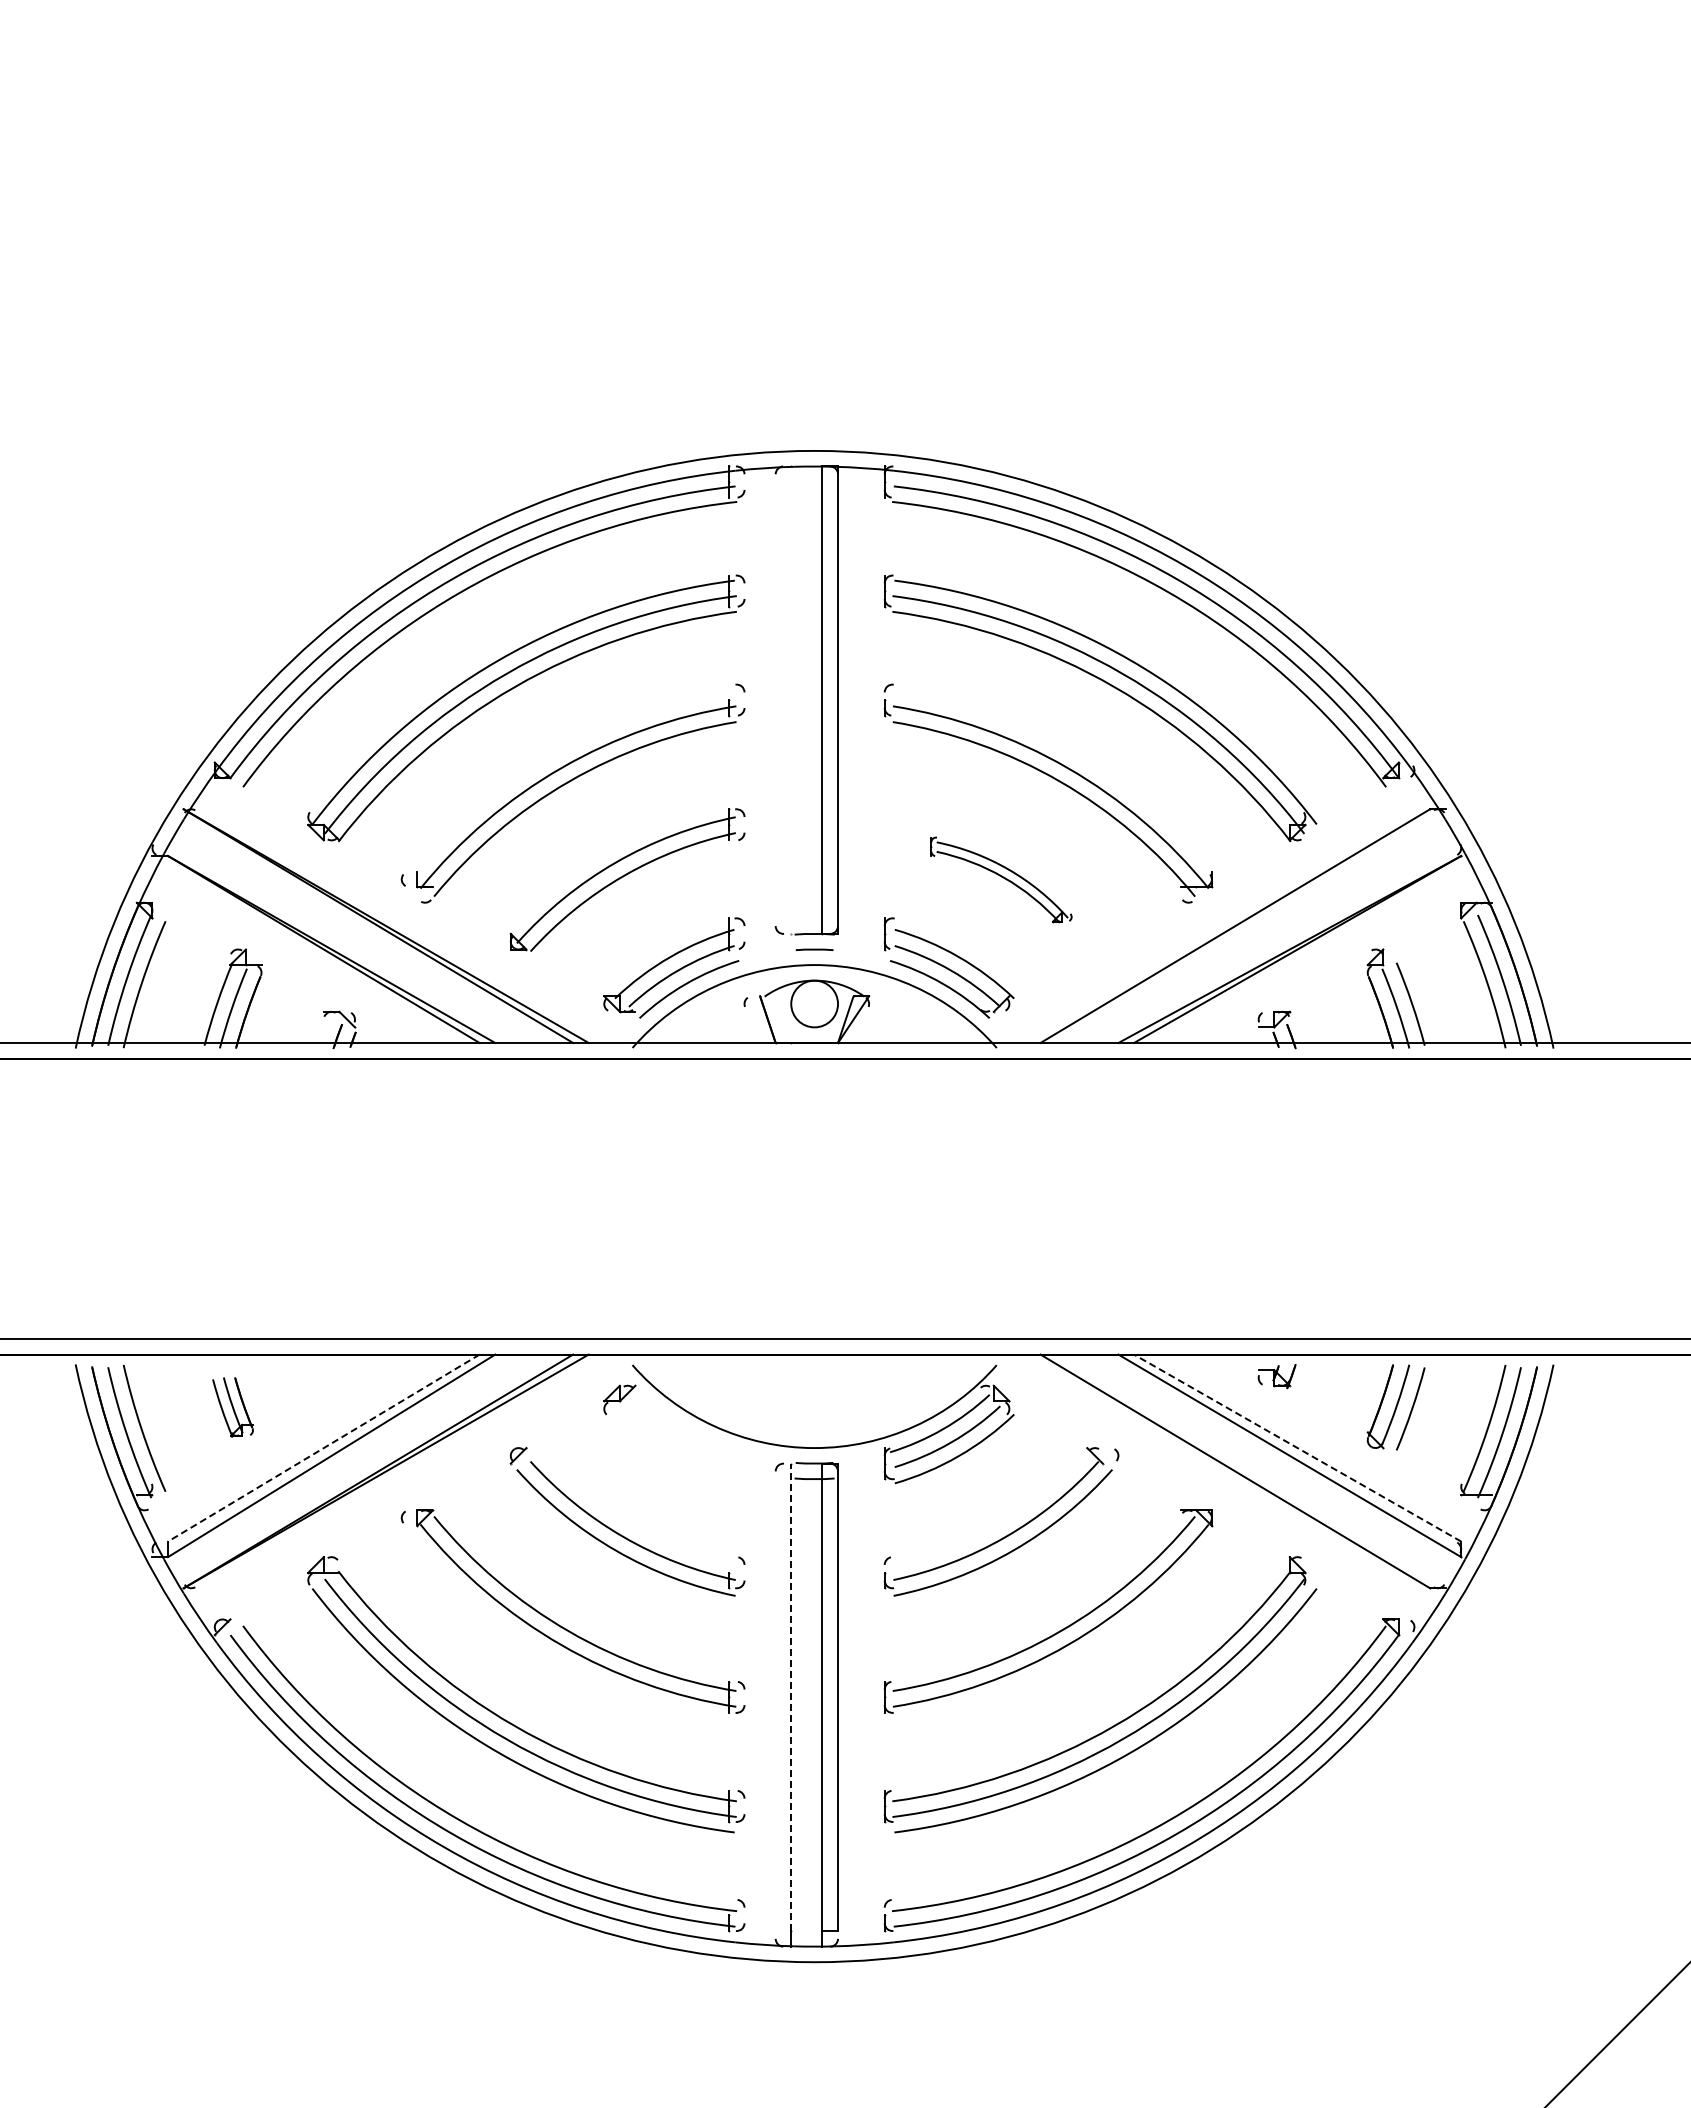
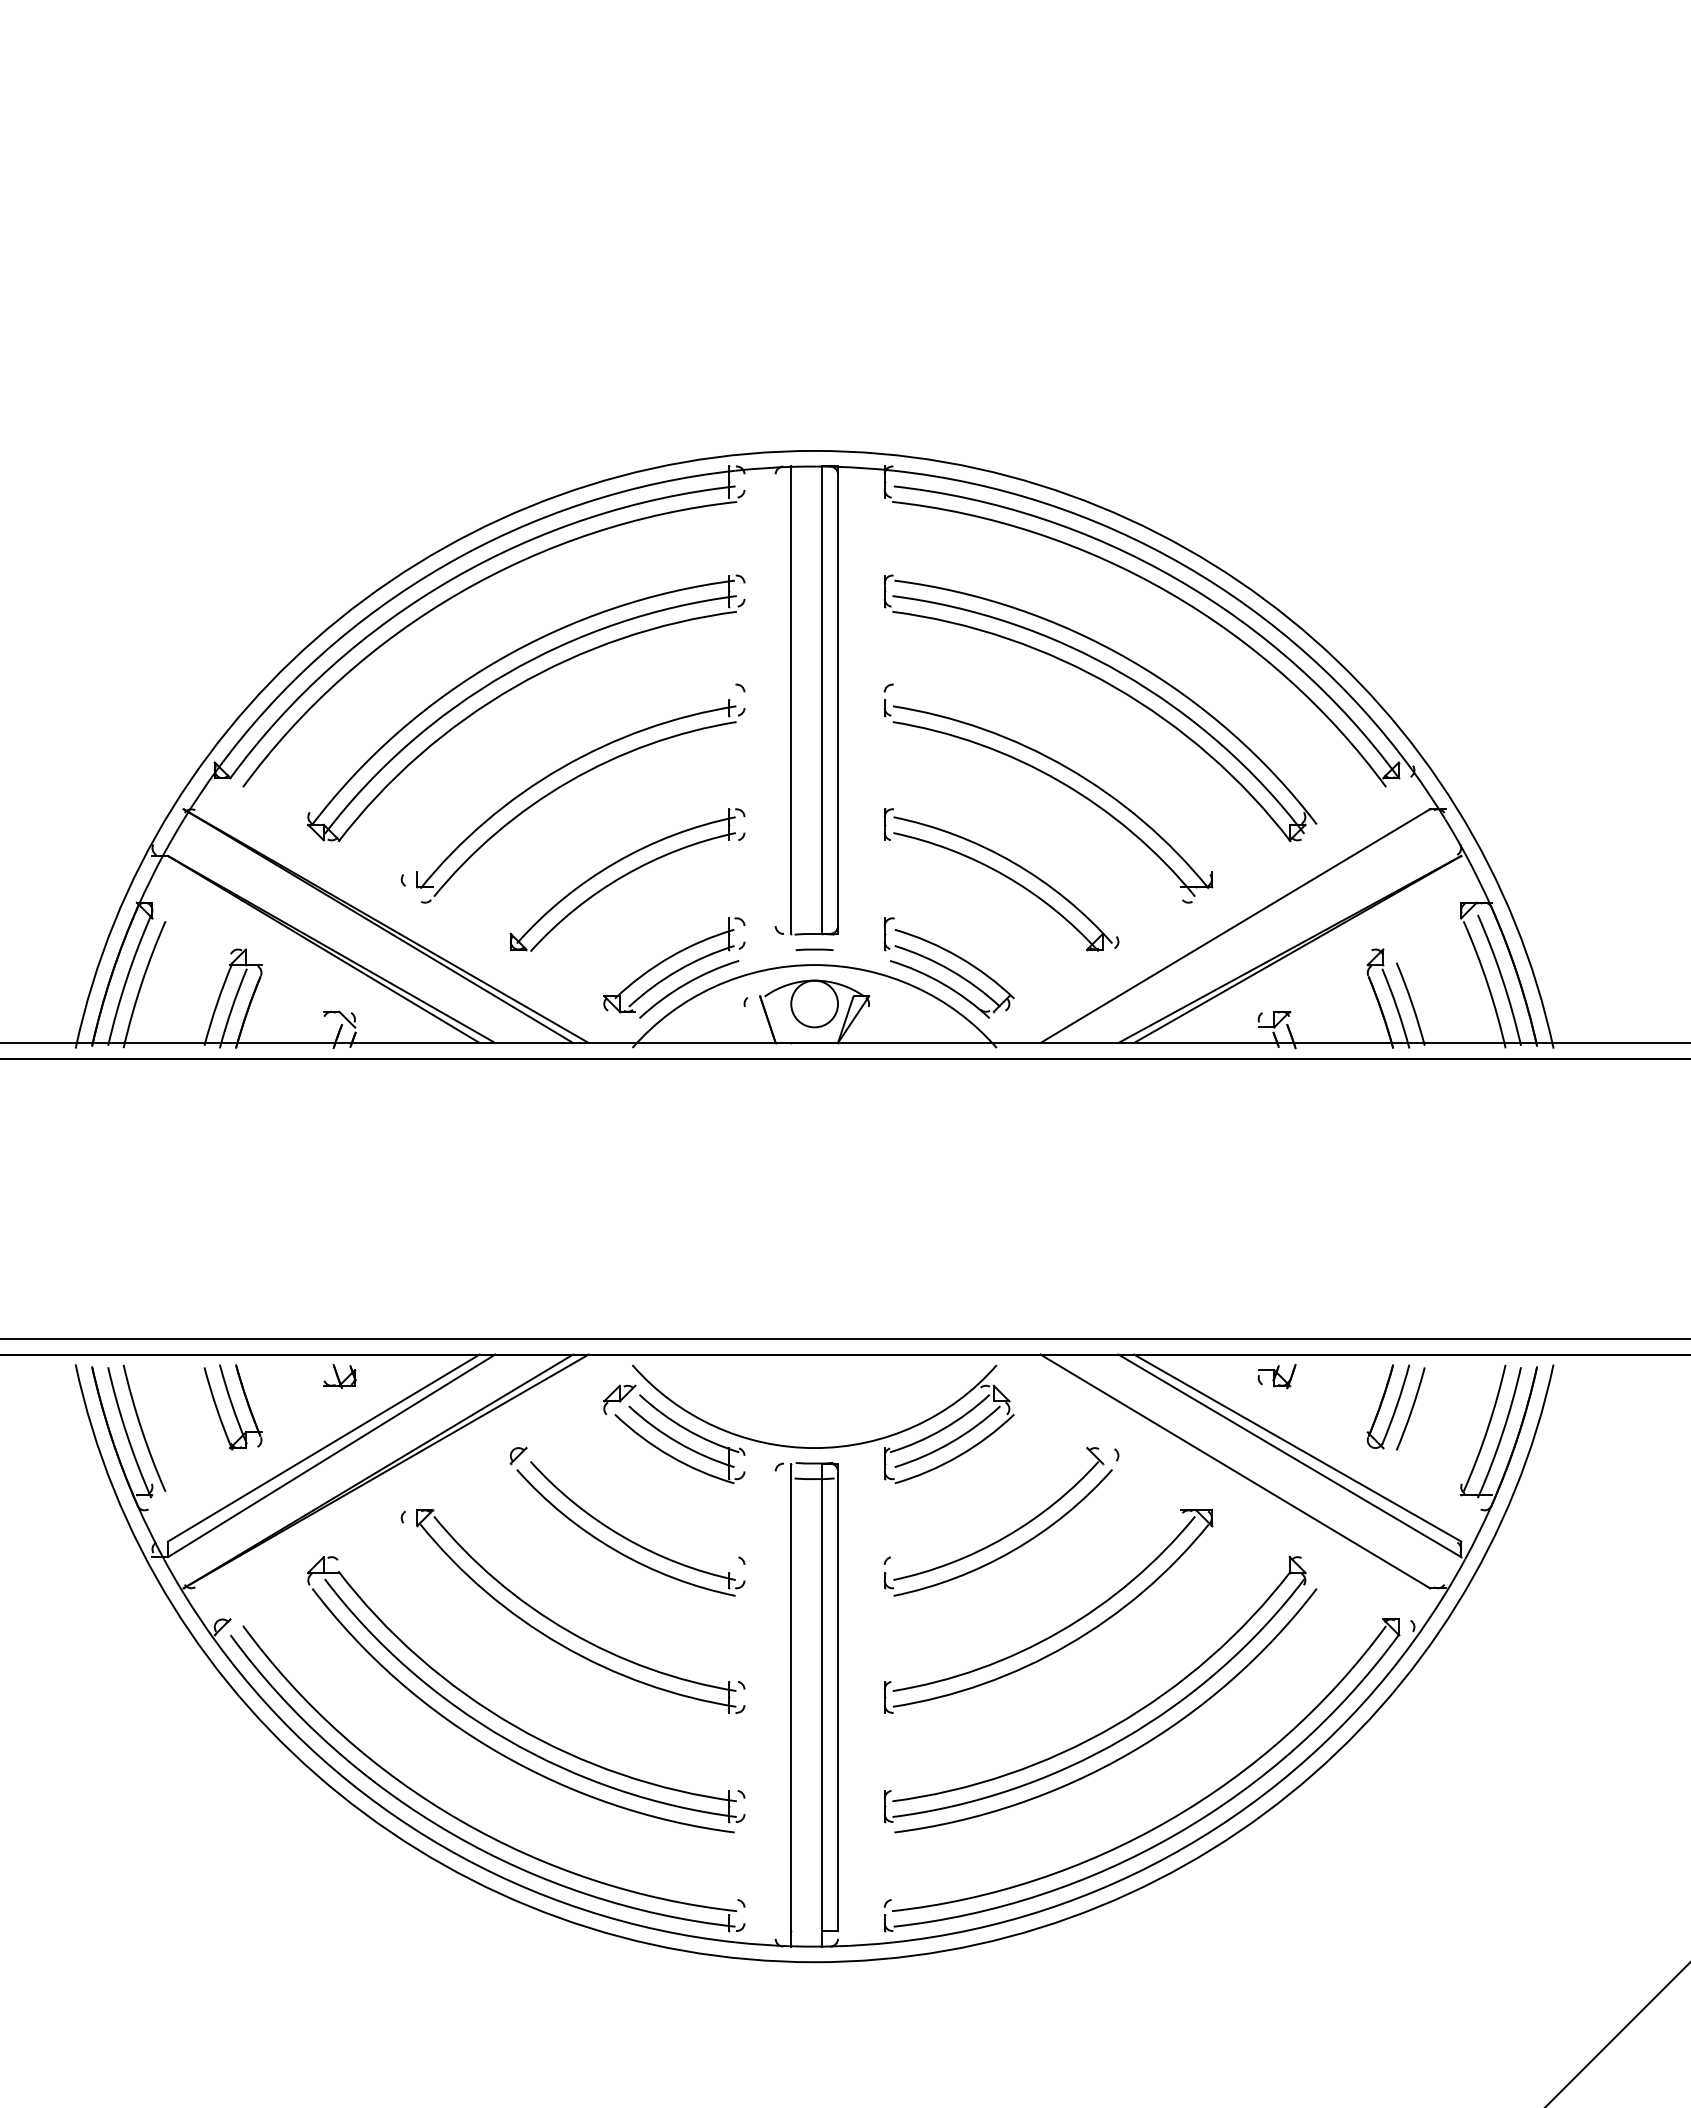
line: none -> present (791, 699)
part size: 143x88 px -> 237x144 px (1001, 879)
part: none -> present (339, 1376)
part size: 42x61 px -> 60x87 px (232, 1407)
part: none -> present (679, 1439)
line: dashed -> solid (1297, 1447)
line: dashed -> solid (323, 1448)
line: dashed -> solid (791, 1697)
